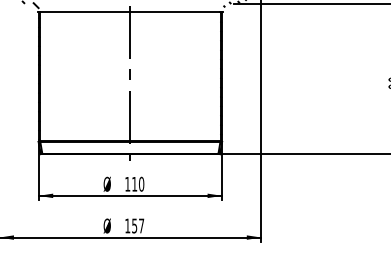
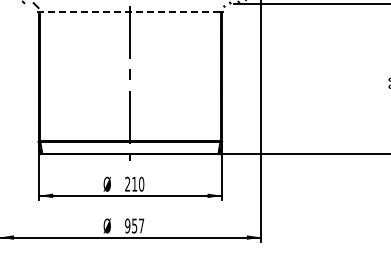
line: solid -> dashed (129, 12)
text: 110 -> 210 (127, 183)
text: 157 -> 957 (127, 225)
